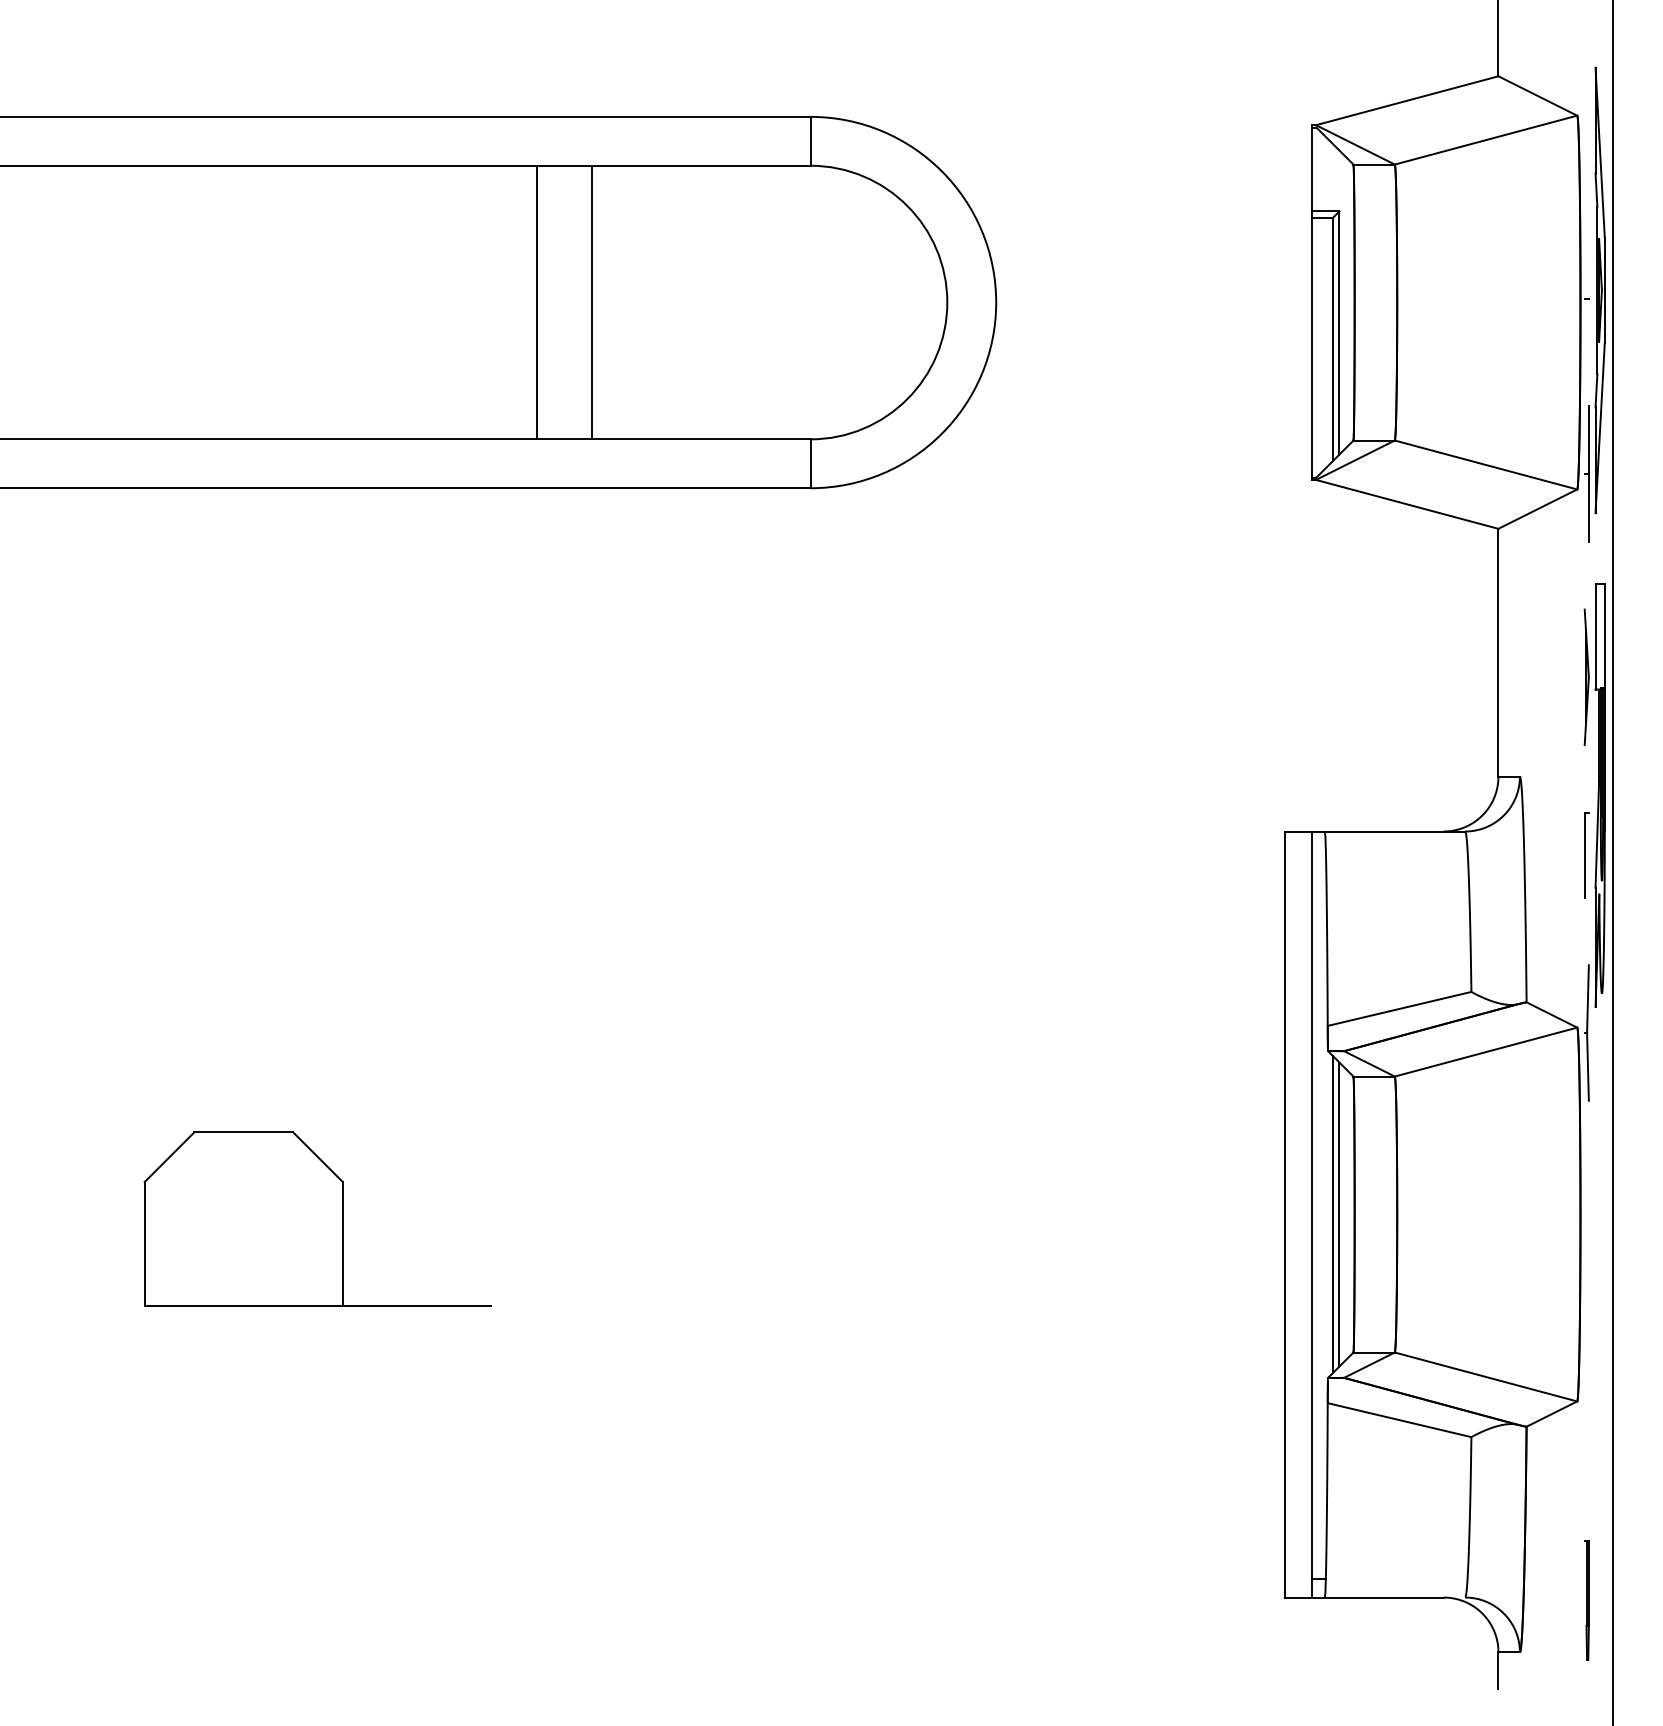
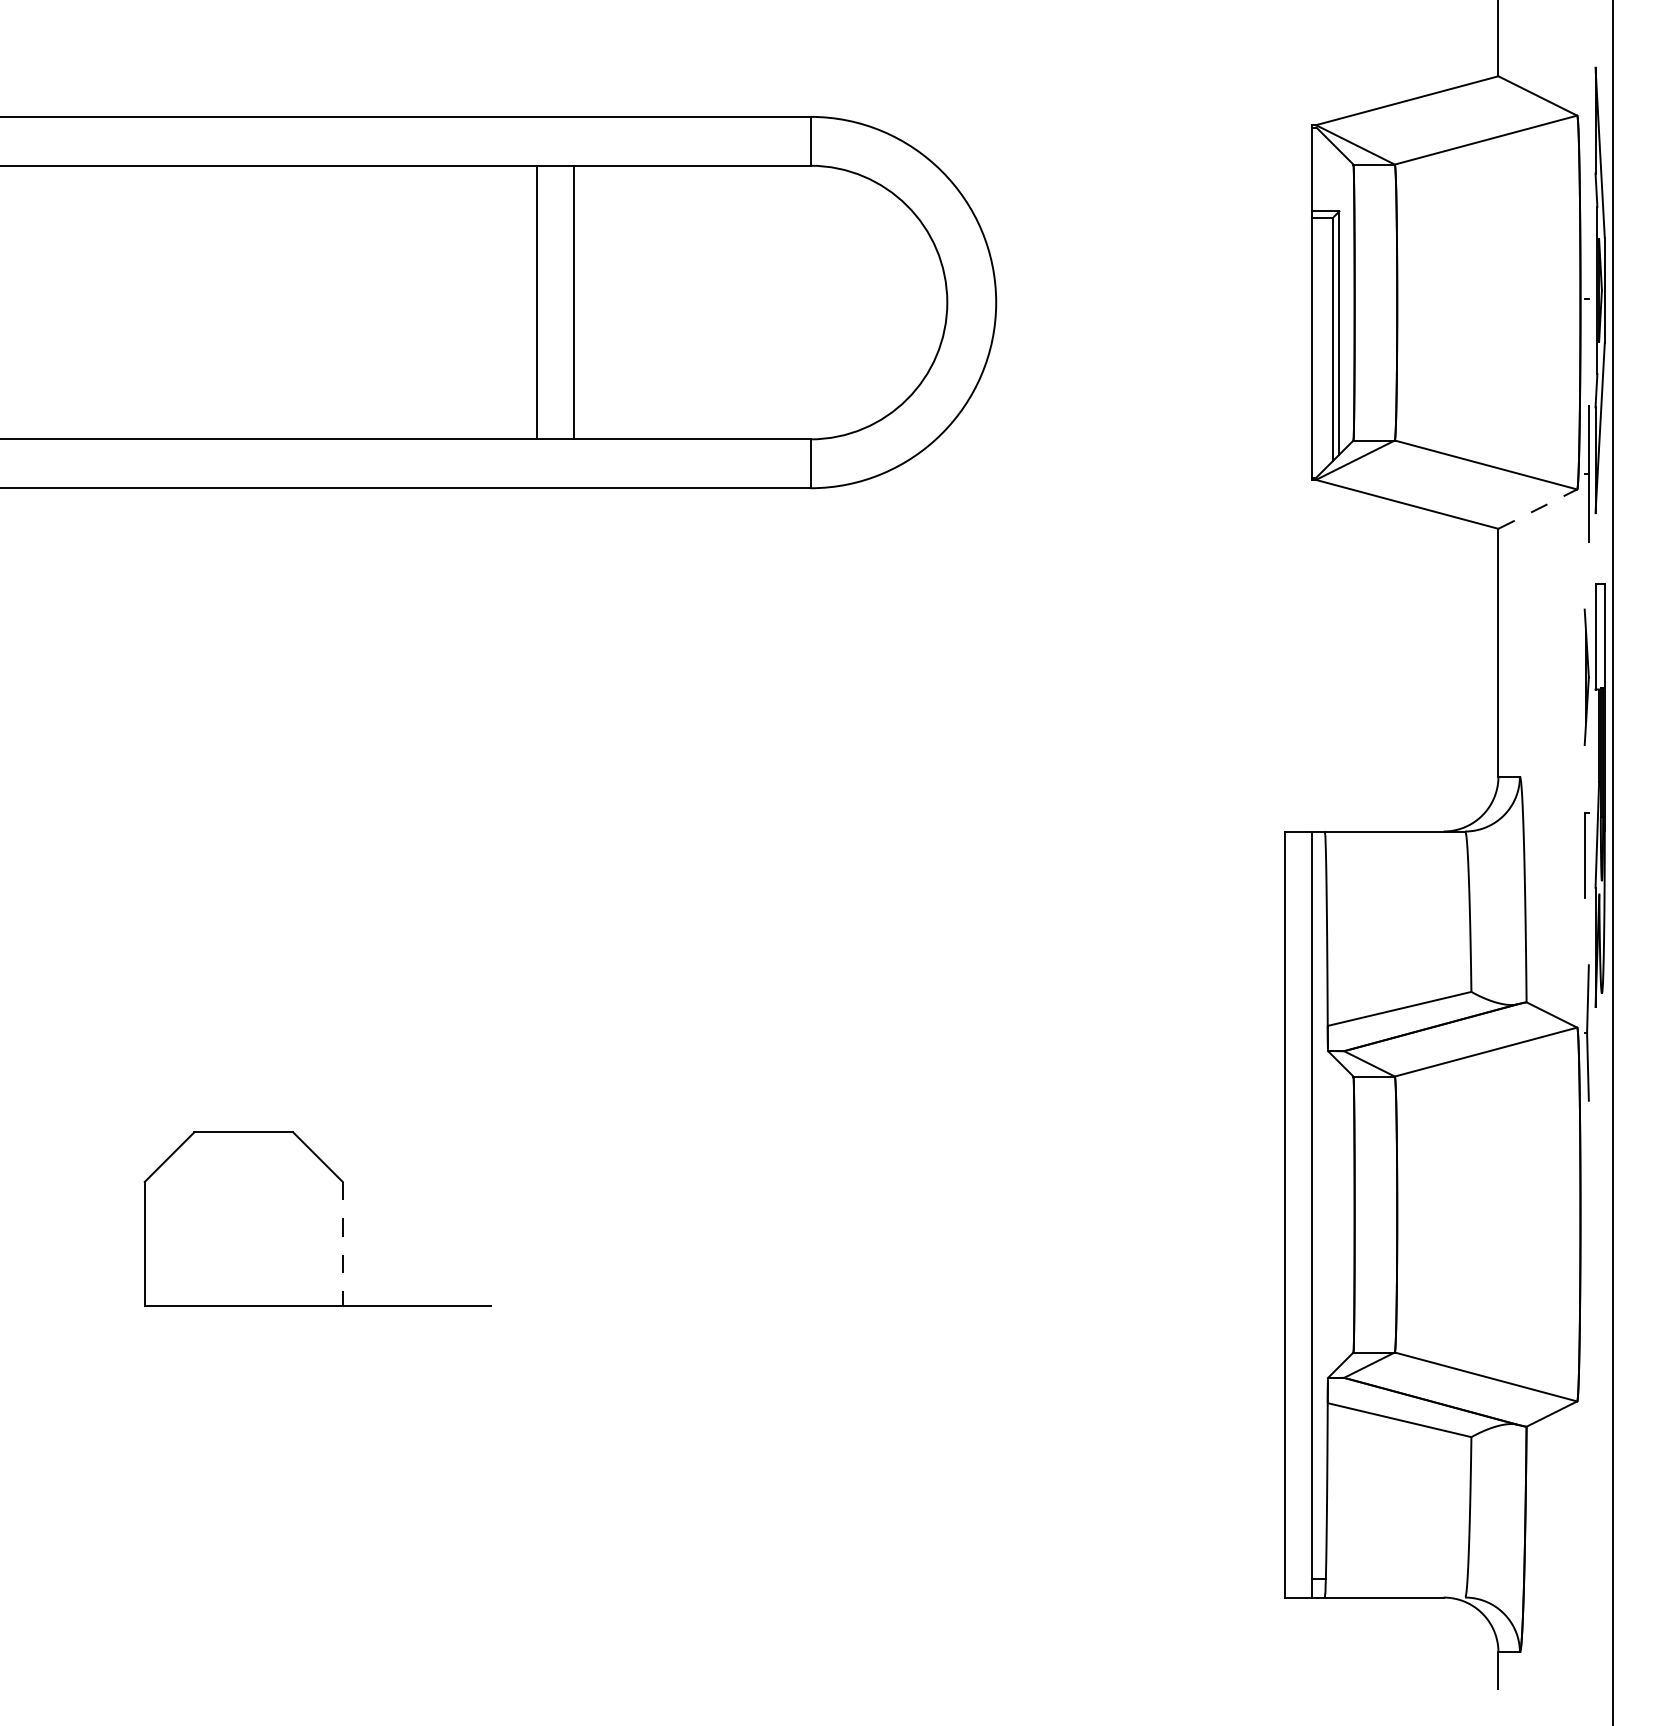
line position: (591, 302) -> (573, 302) (573, 302)
line: solid -> dashed (1538, 508)
line: present -> none (1333, 1214)
line: present -> none (1339, 1214)
line: solid -> dashed (342, 1243)
part: present -> none (1586, 1600)
